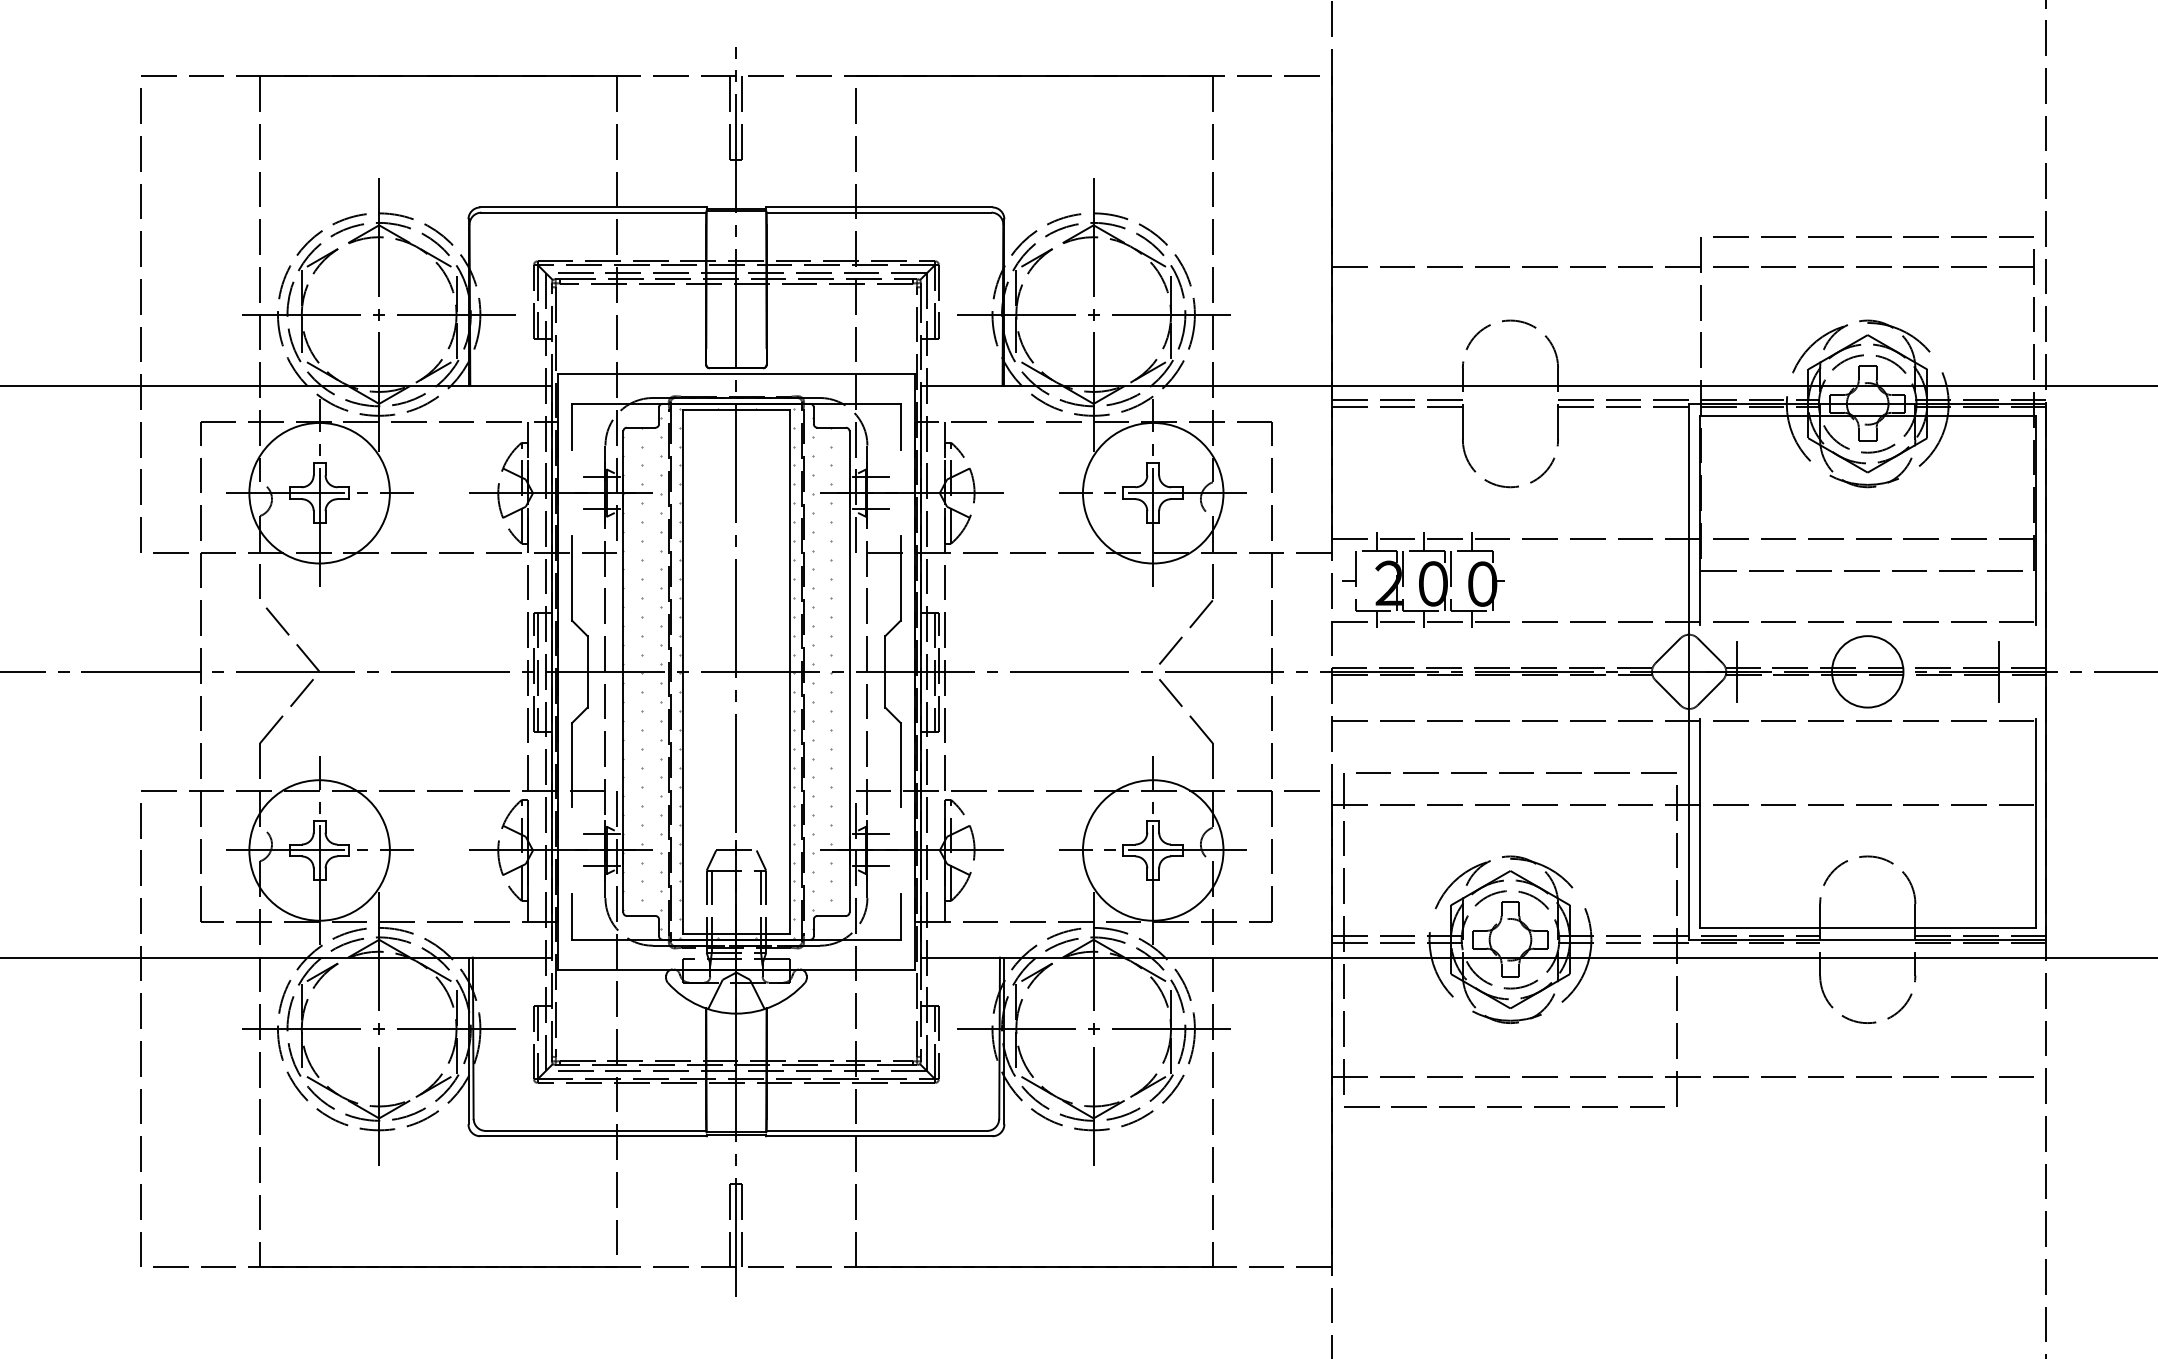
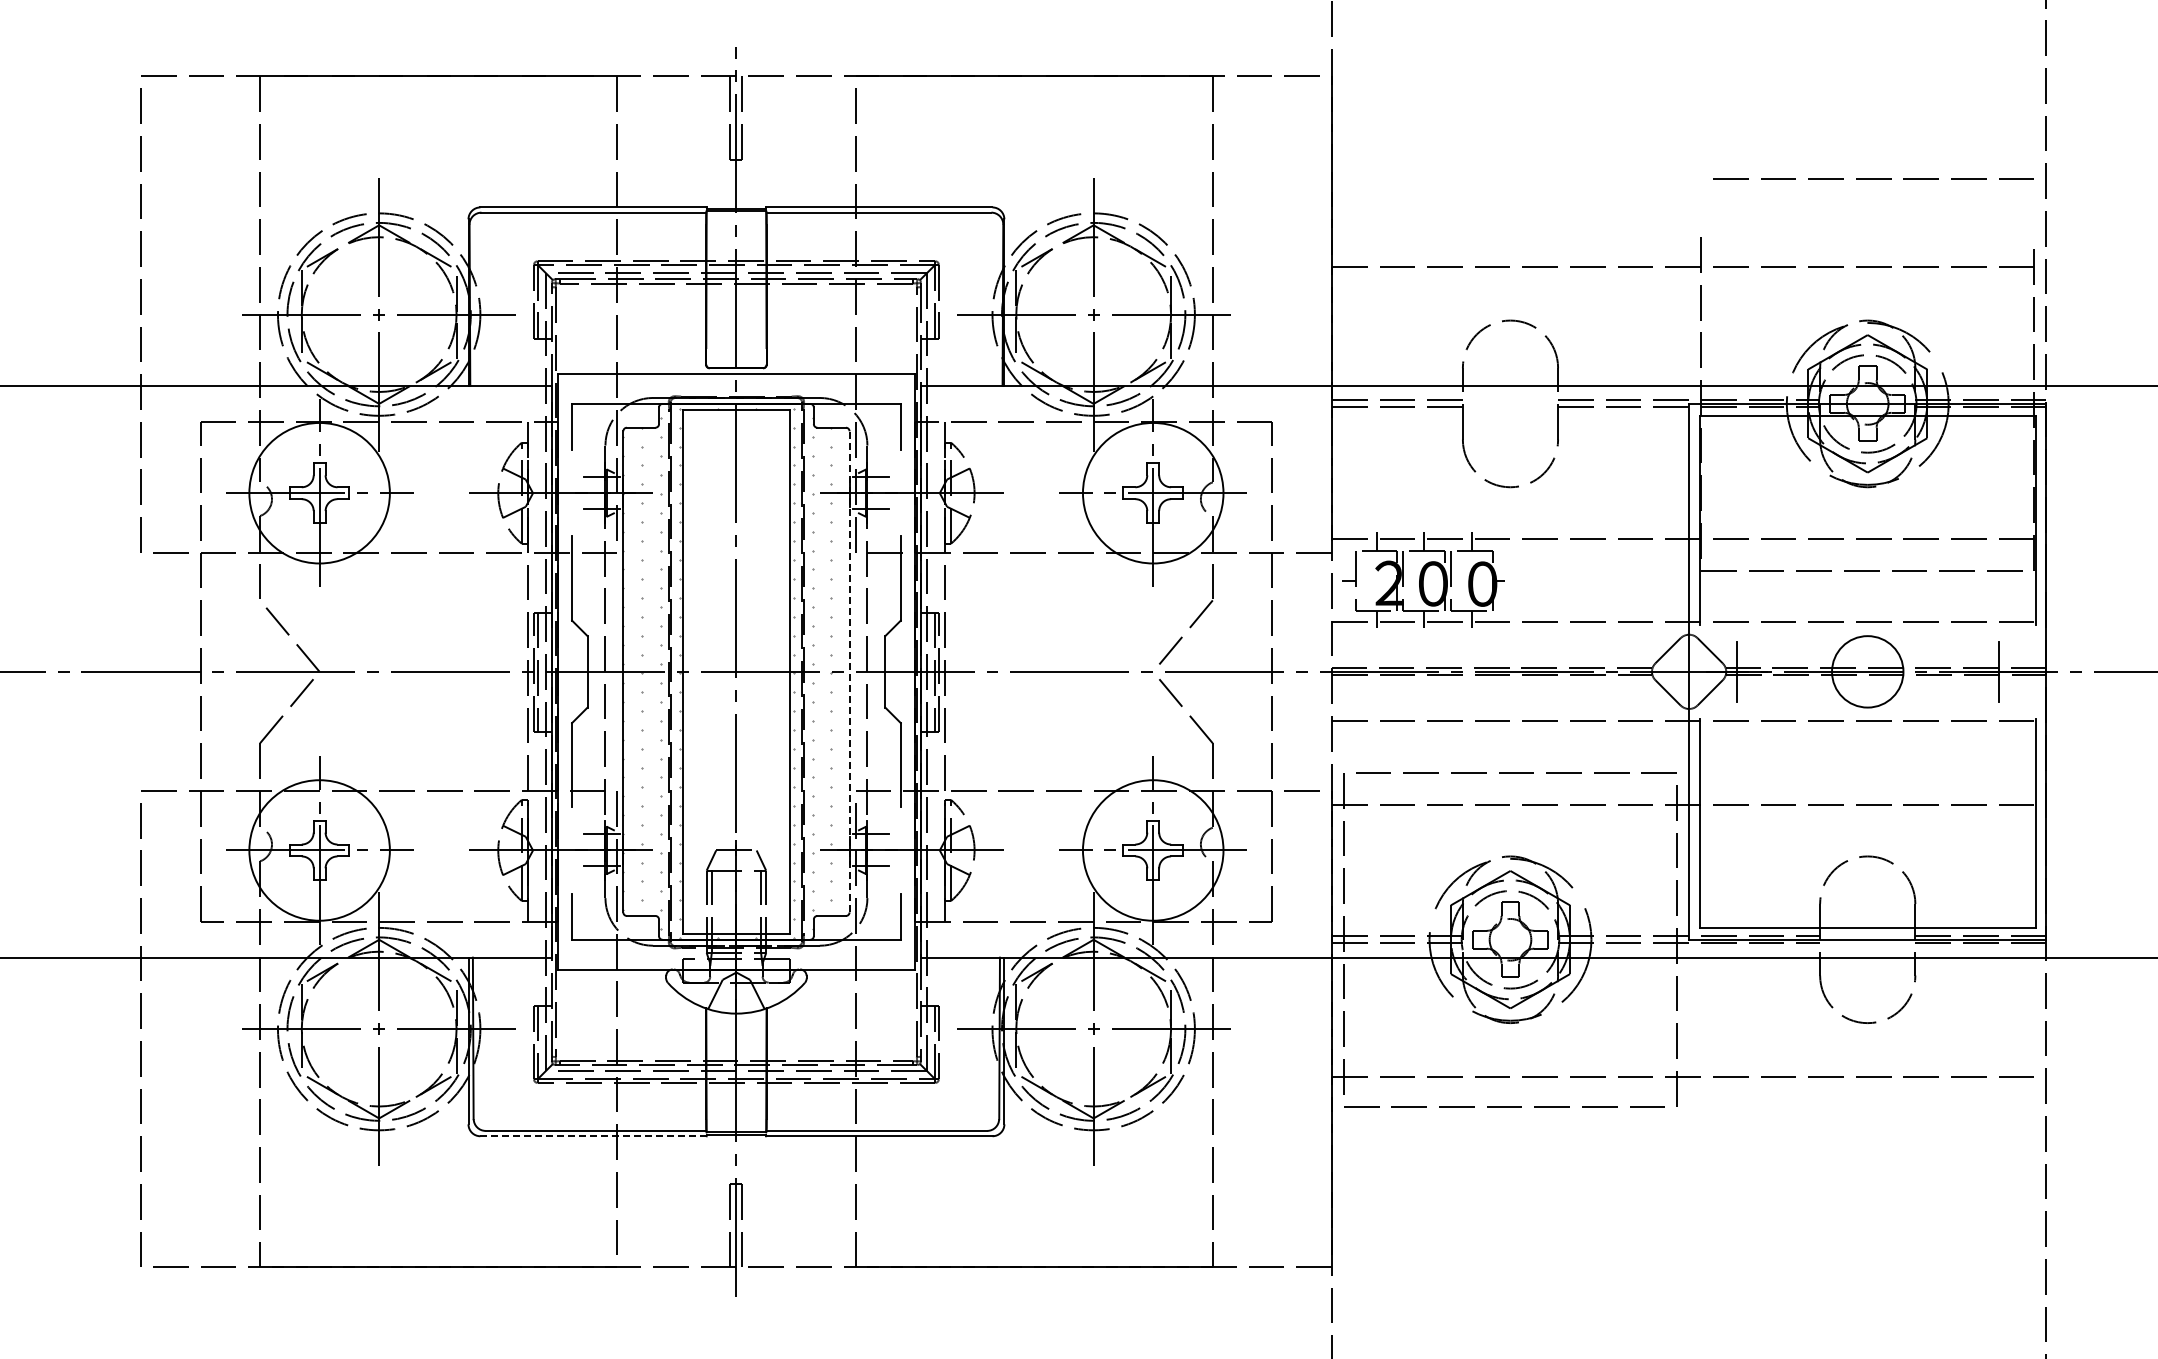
line position: (1873, 236) -> (1873, 178) (1873, 178)
line: solid -> dashed (849, 671)
line: solid -> dashed (592, 1136)
